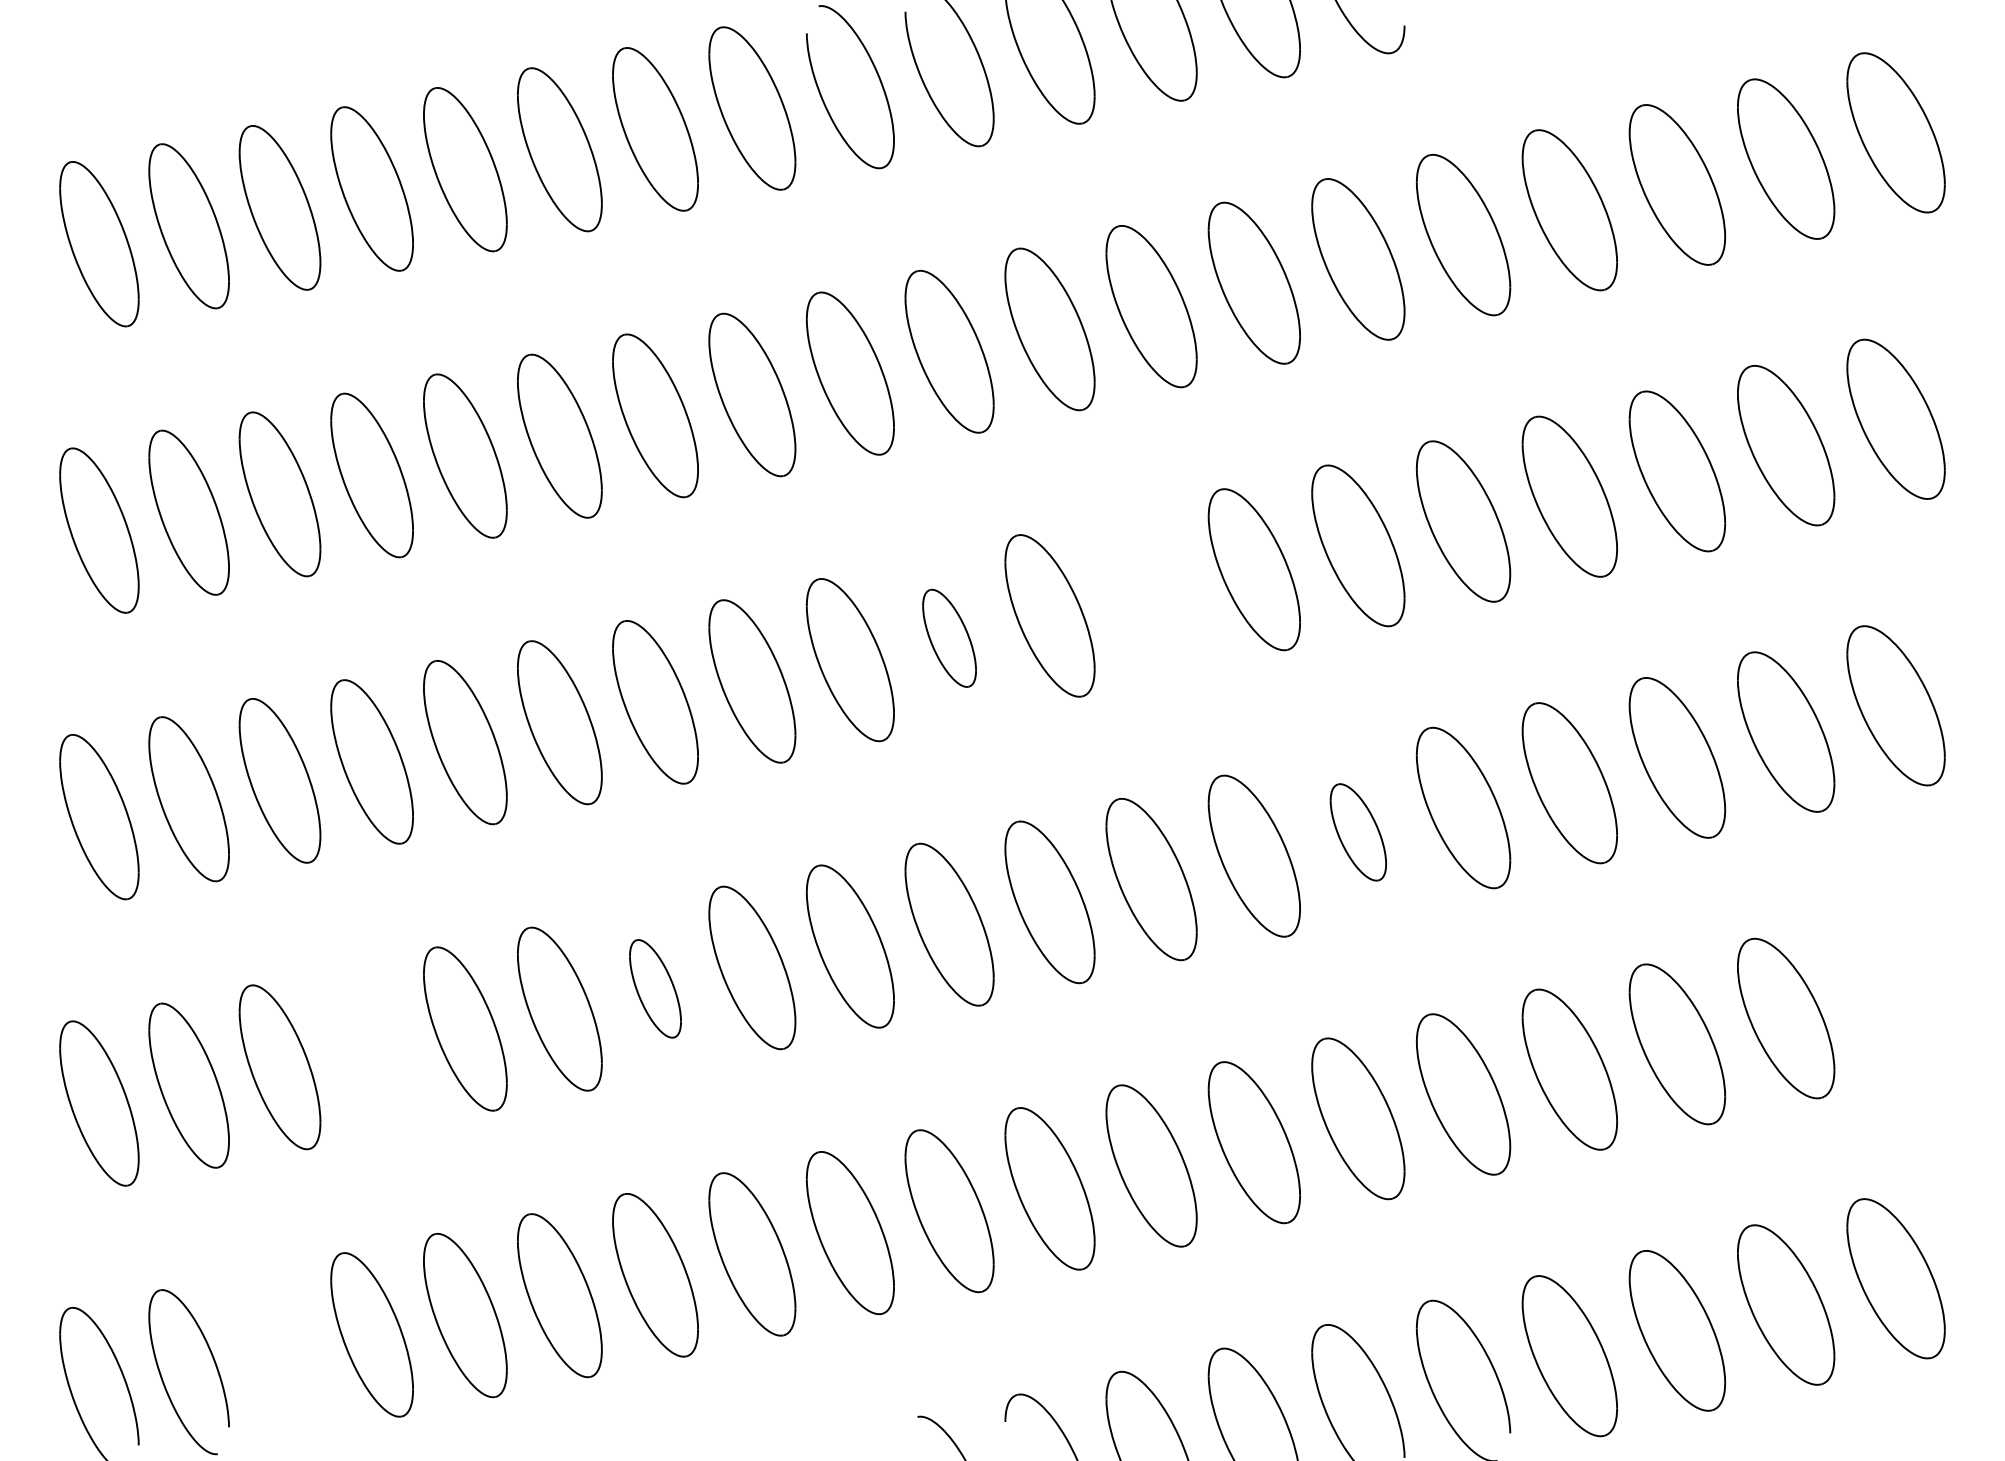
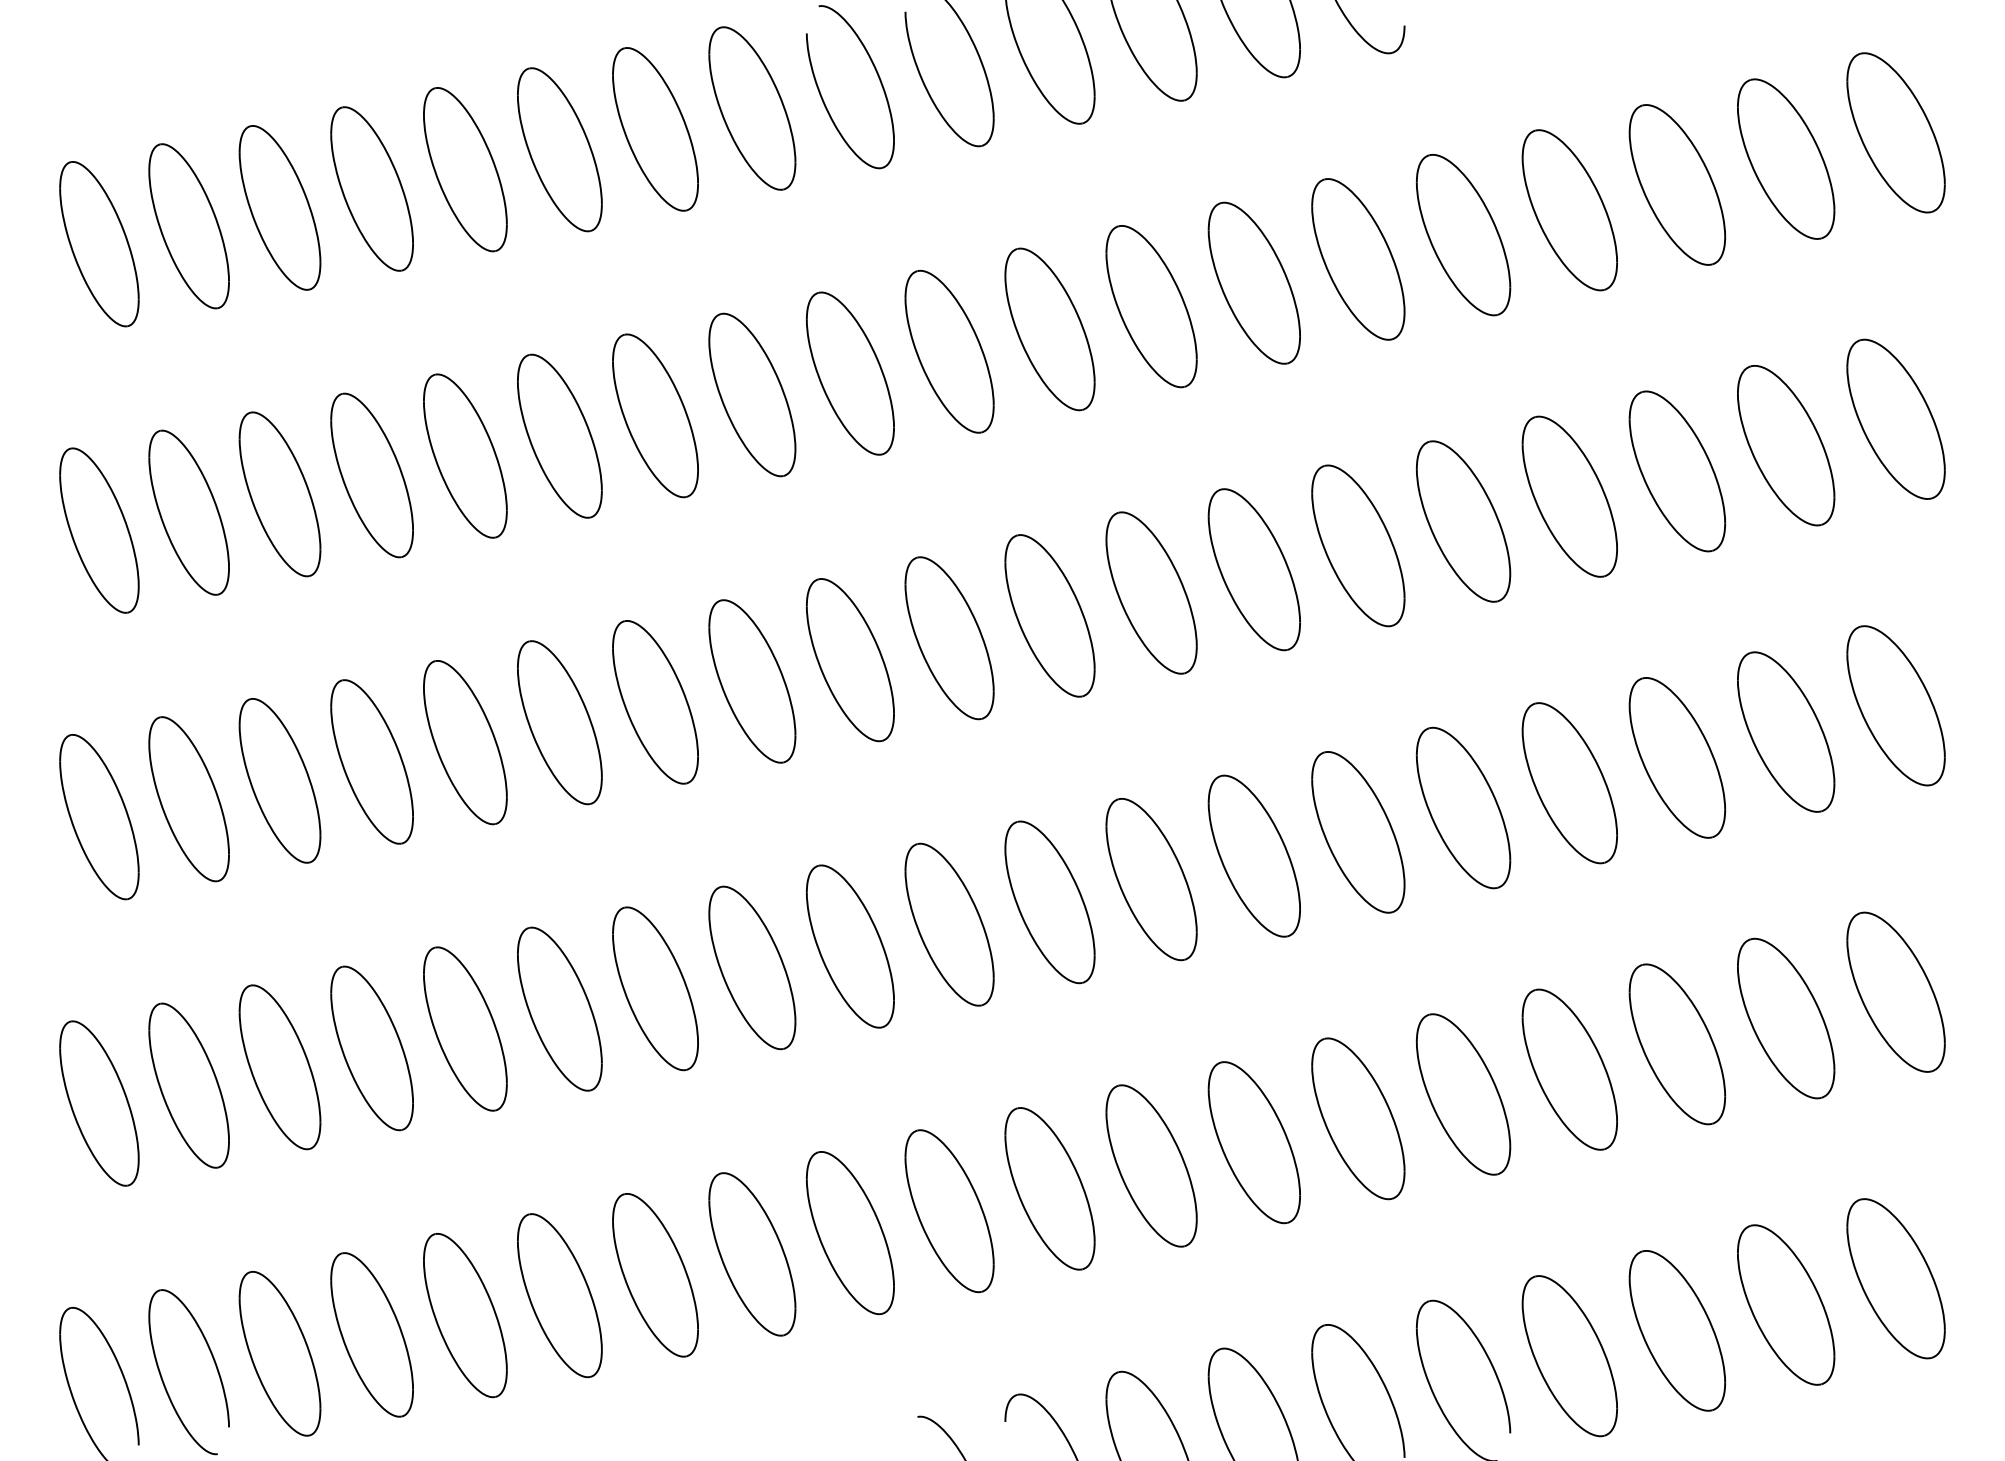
part: none -> present (1151, 592)
part size: 55x100 px -> 91x165 px (949, 638)
part size: 58x99 px -> 95x163 px (1358, 832)
part size: 53x100 px -> 87x166 px (655, 988)
part: none -> present (1895, 991)
part: none -> present (371, 1048)
part: none -> present (279, 1353)
